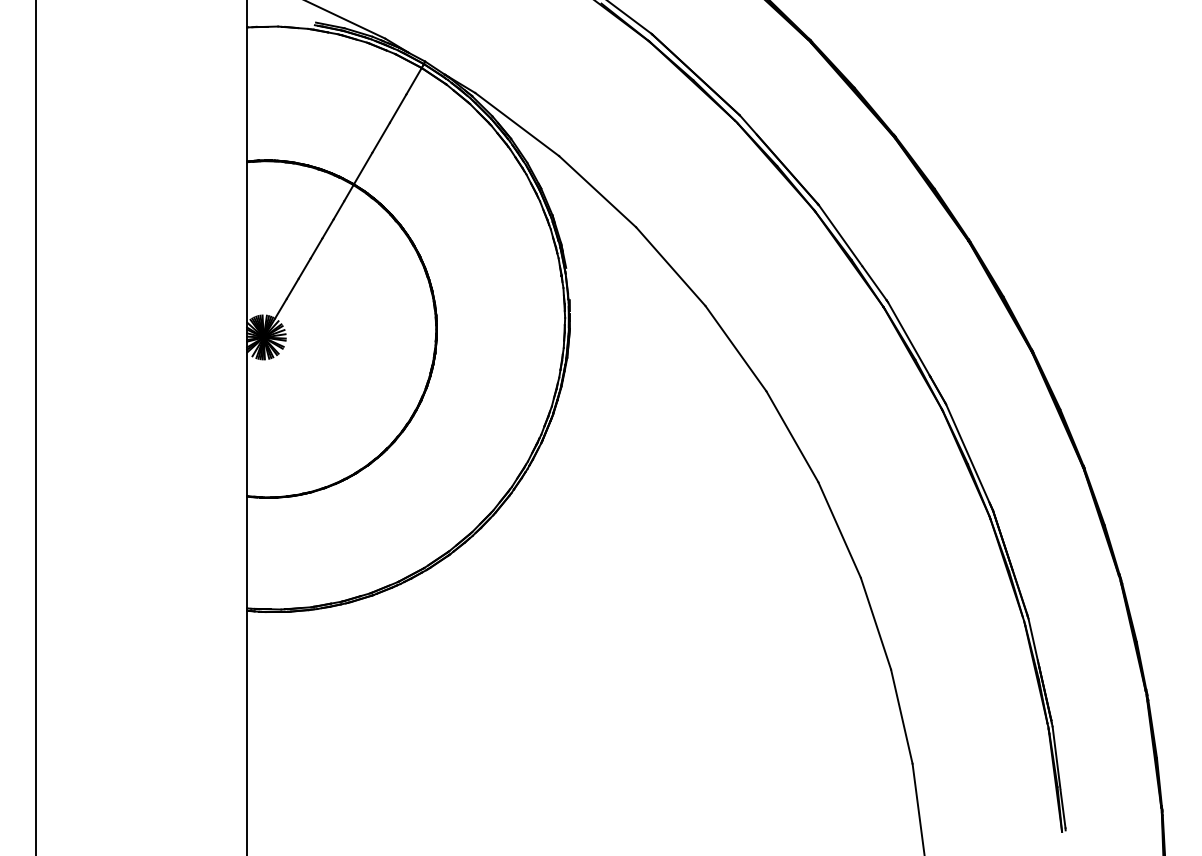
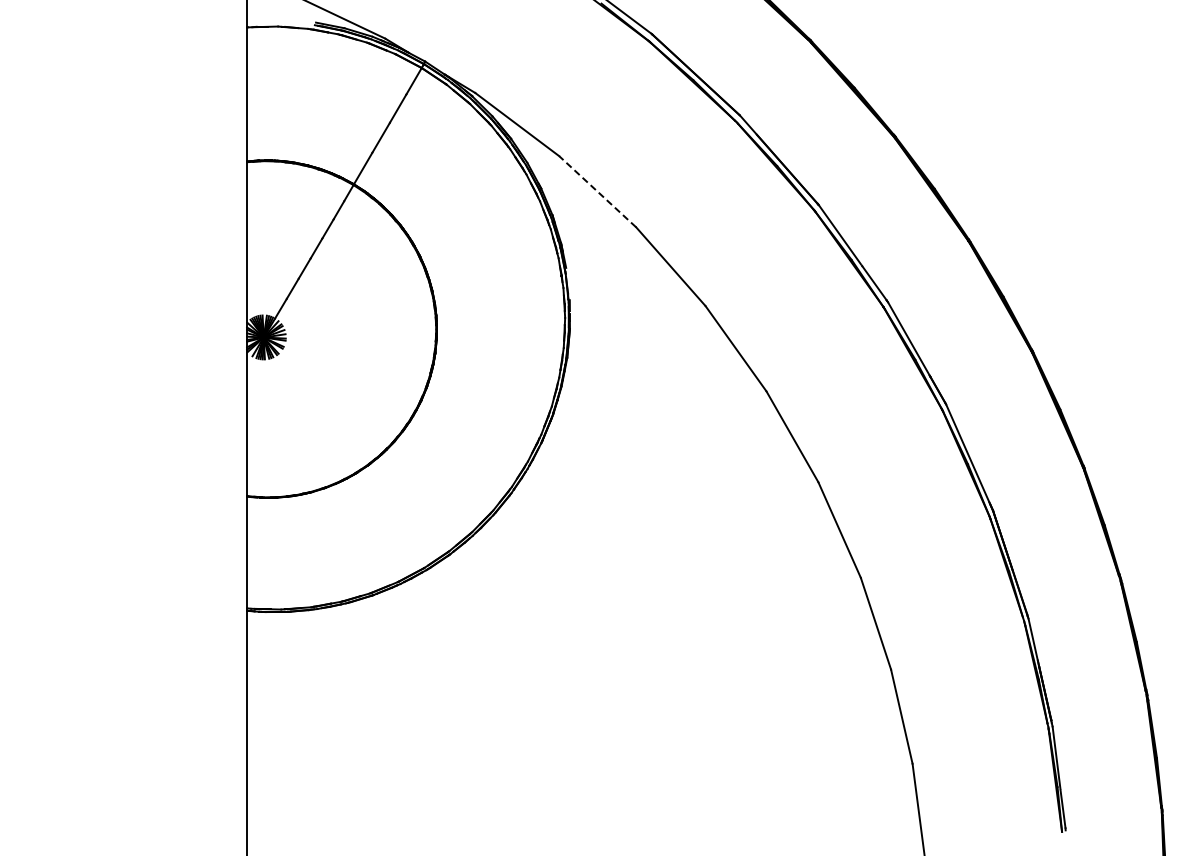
line: solid -> dashed (597, 191)
line: present -> none (36, 427)
